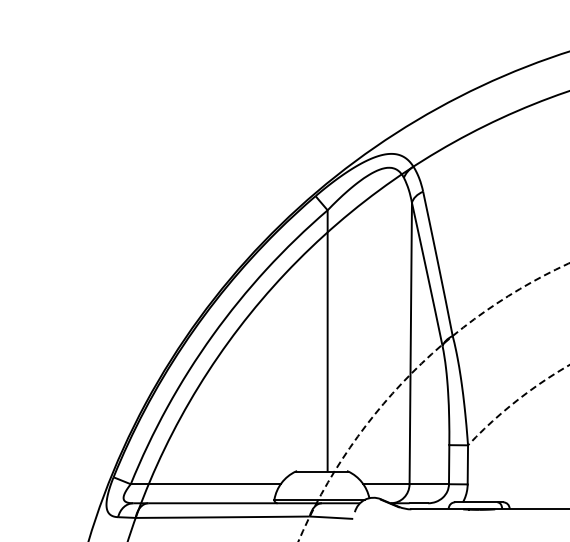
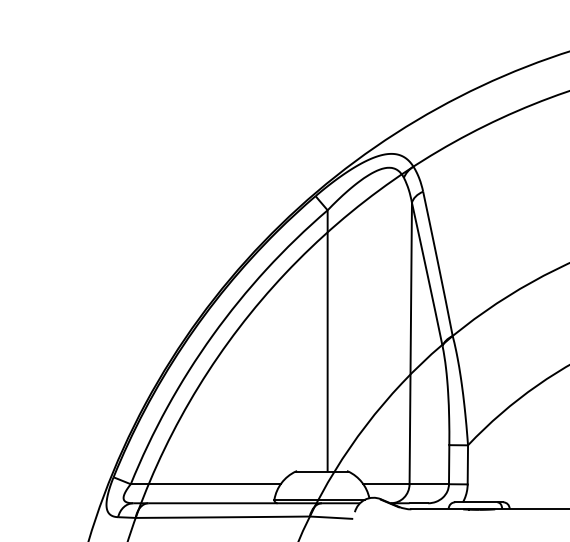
arc: dashed -> solid (408, 376)
arc: dashed -> solid (516, 401)
